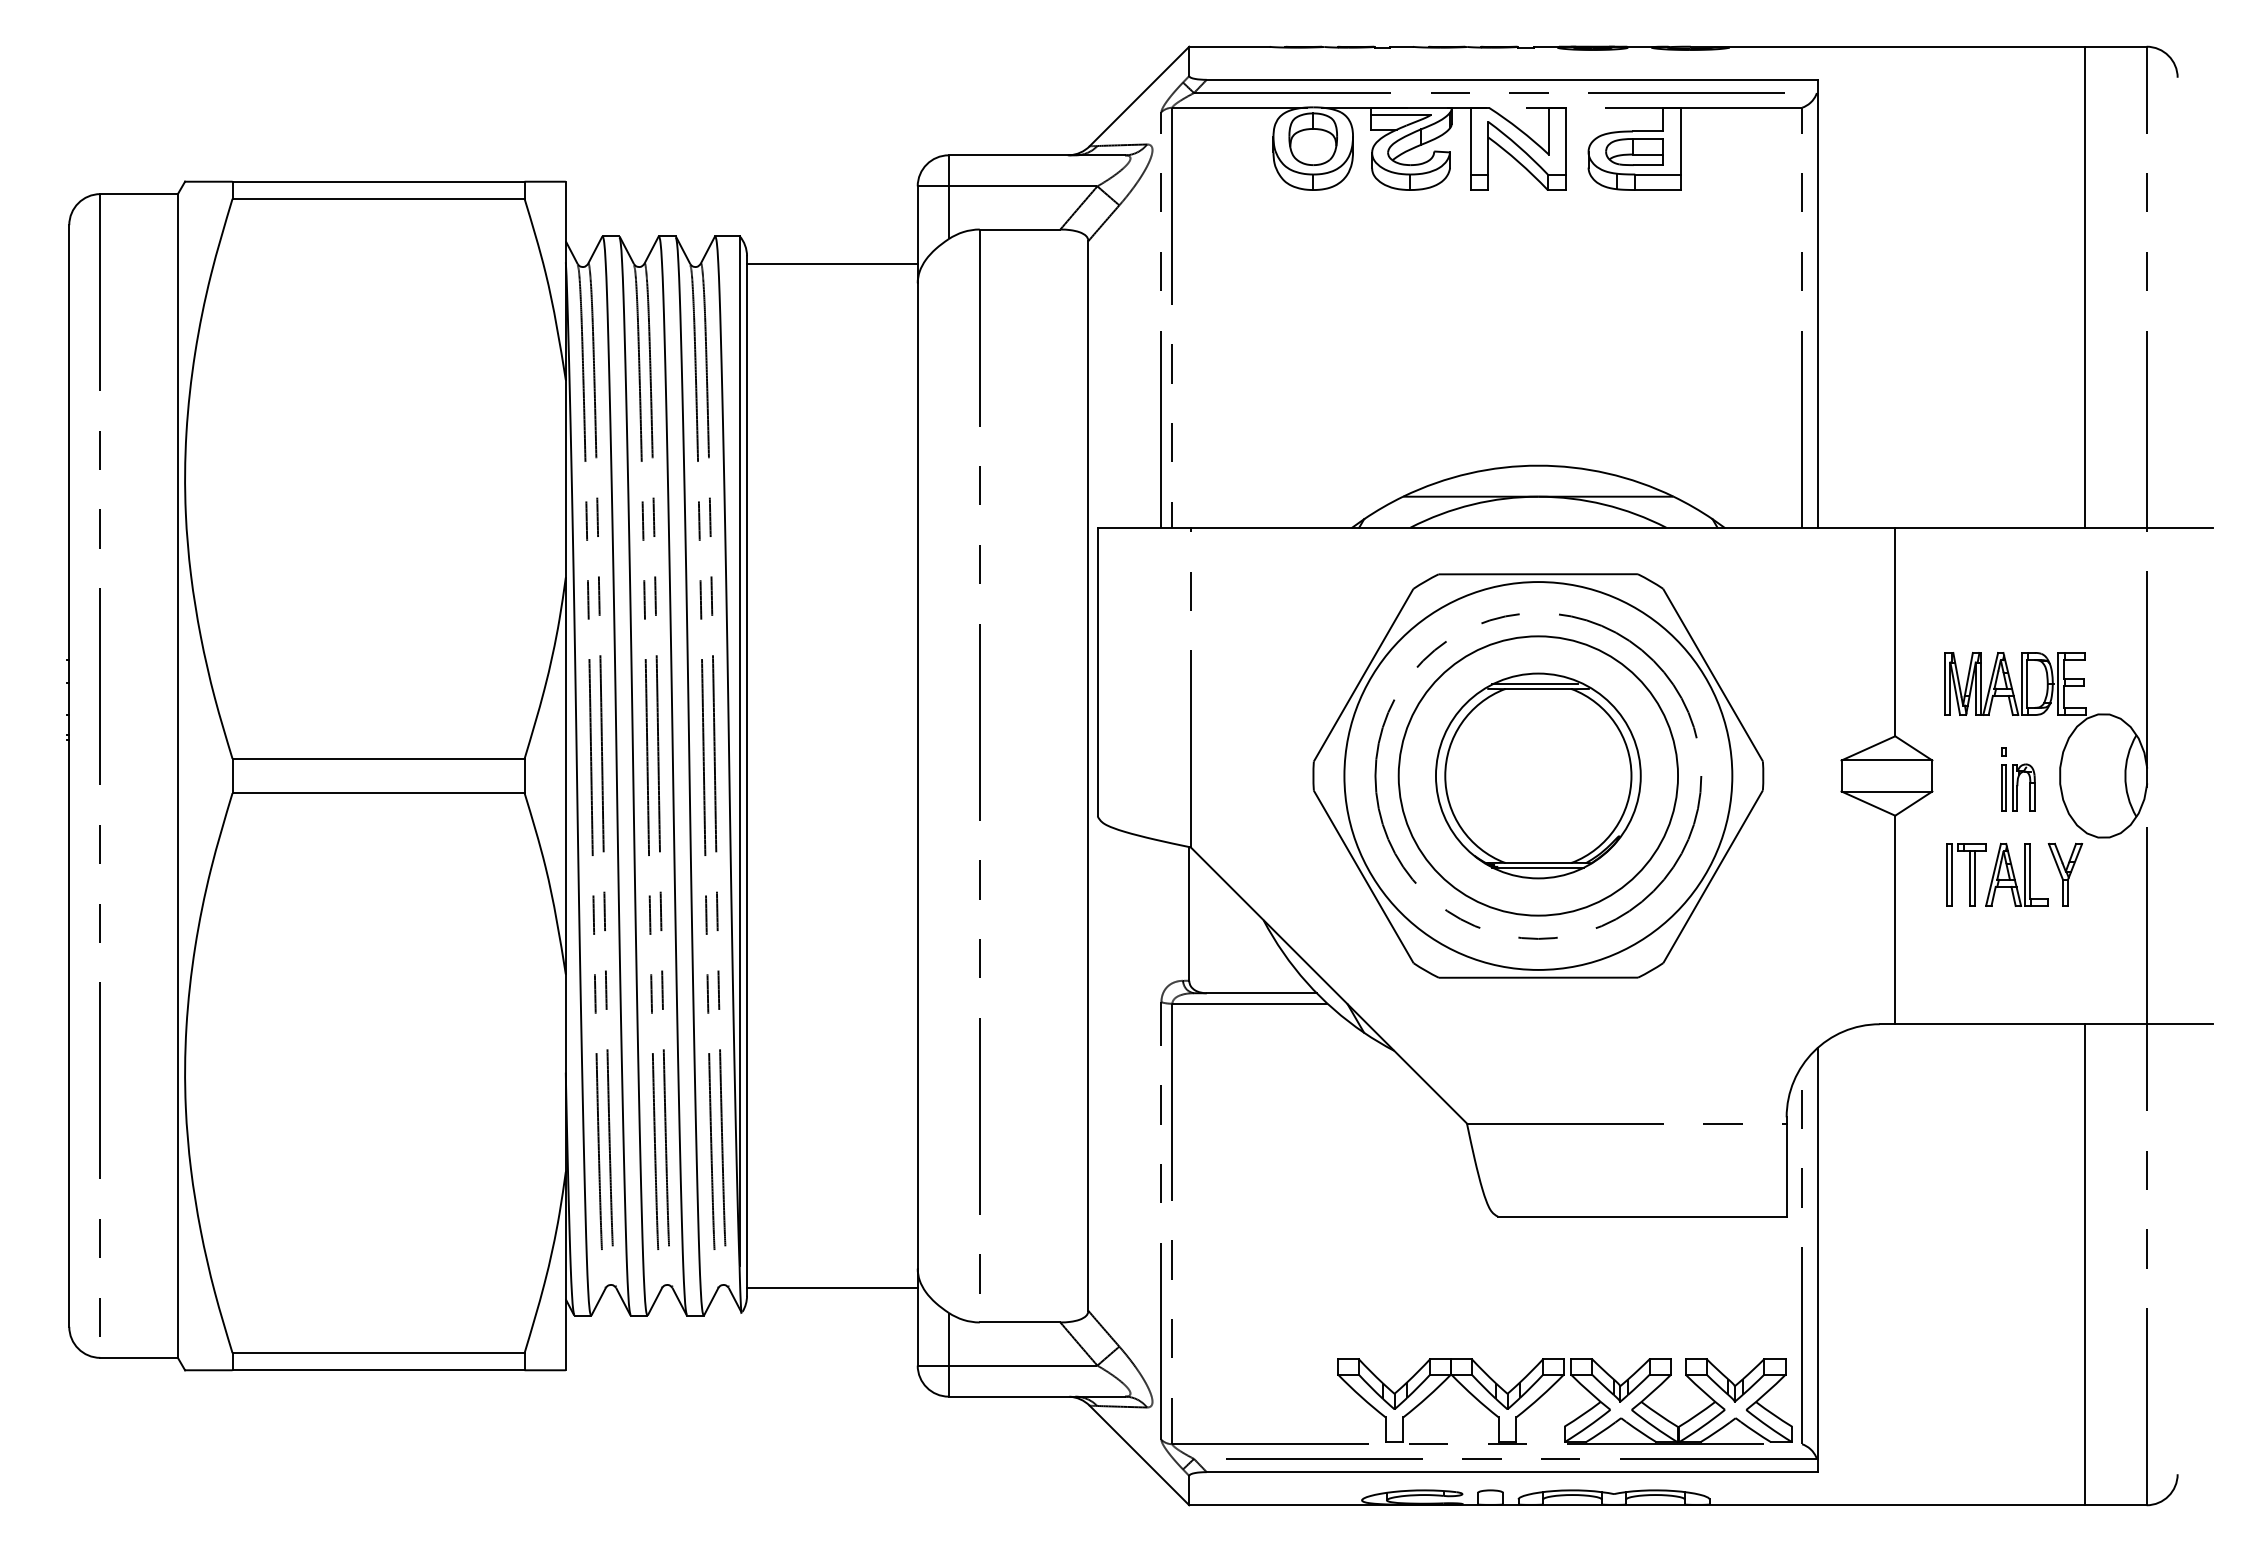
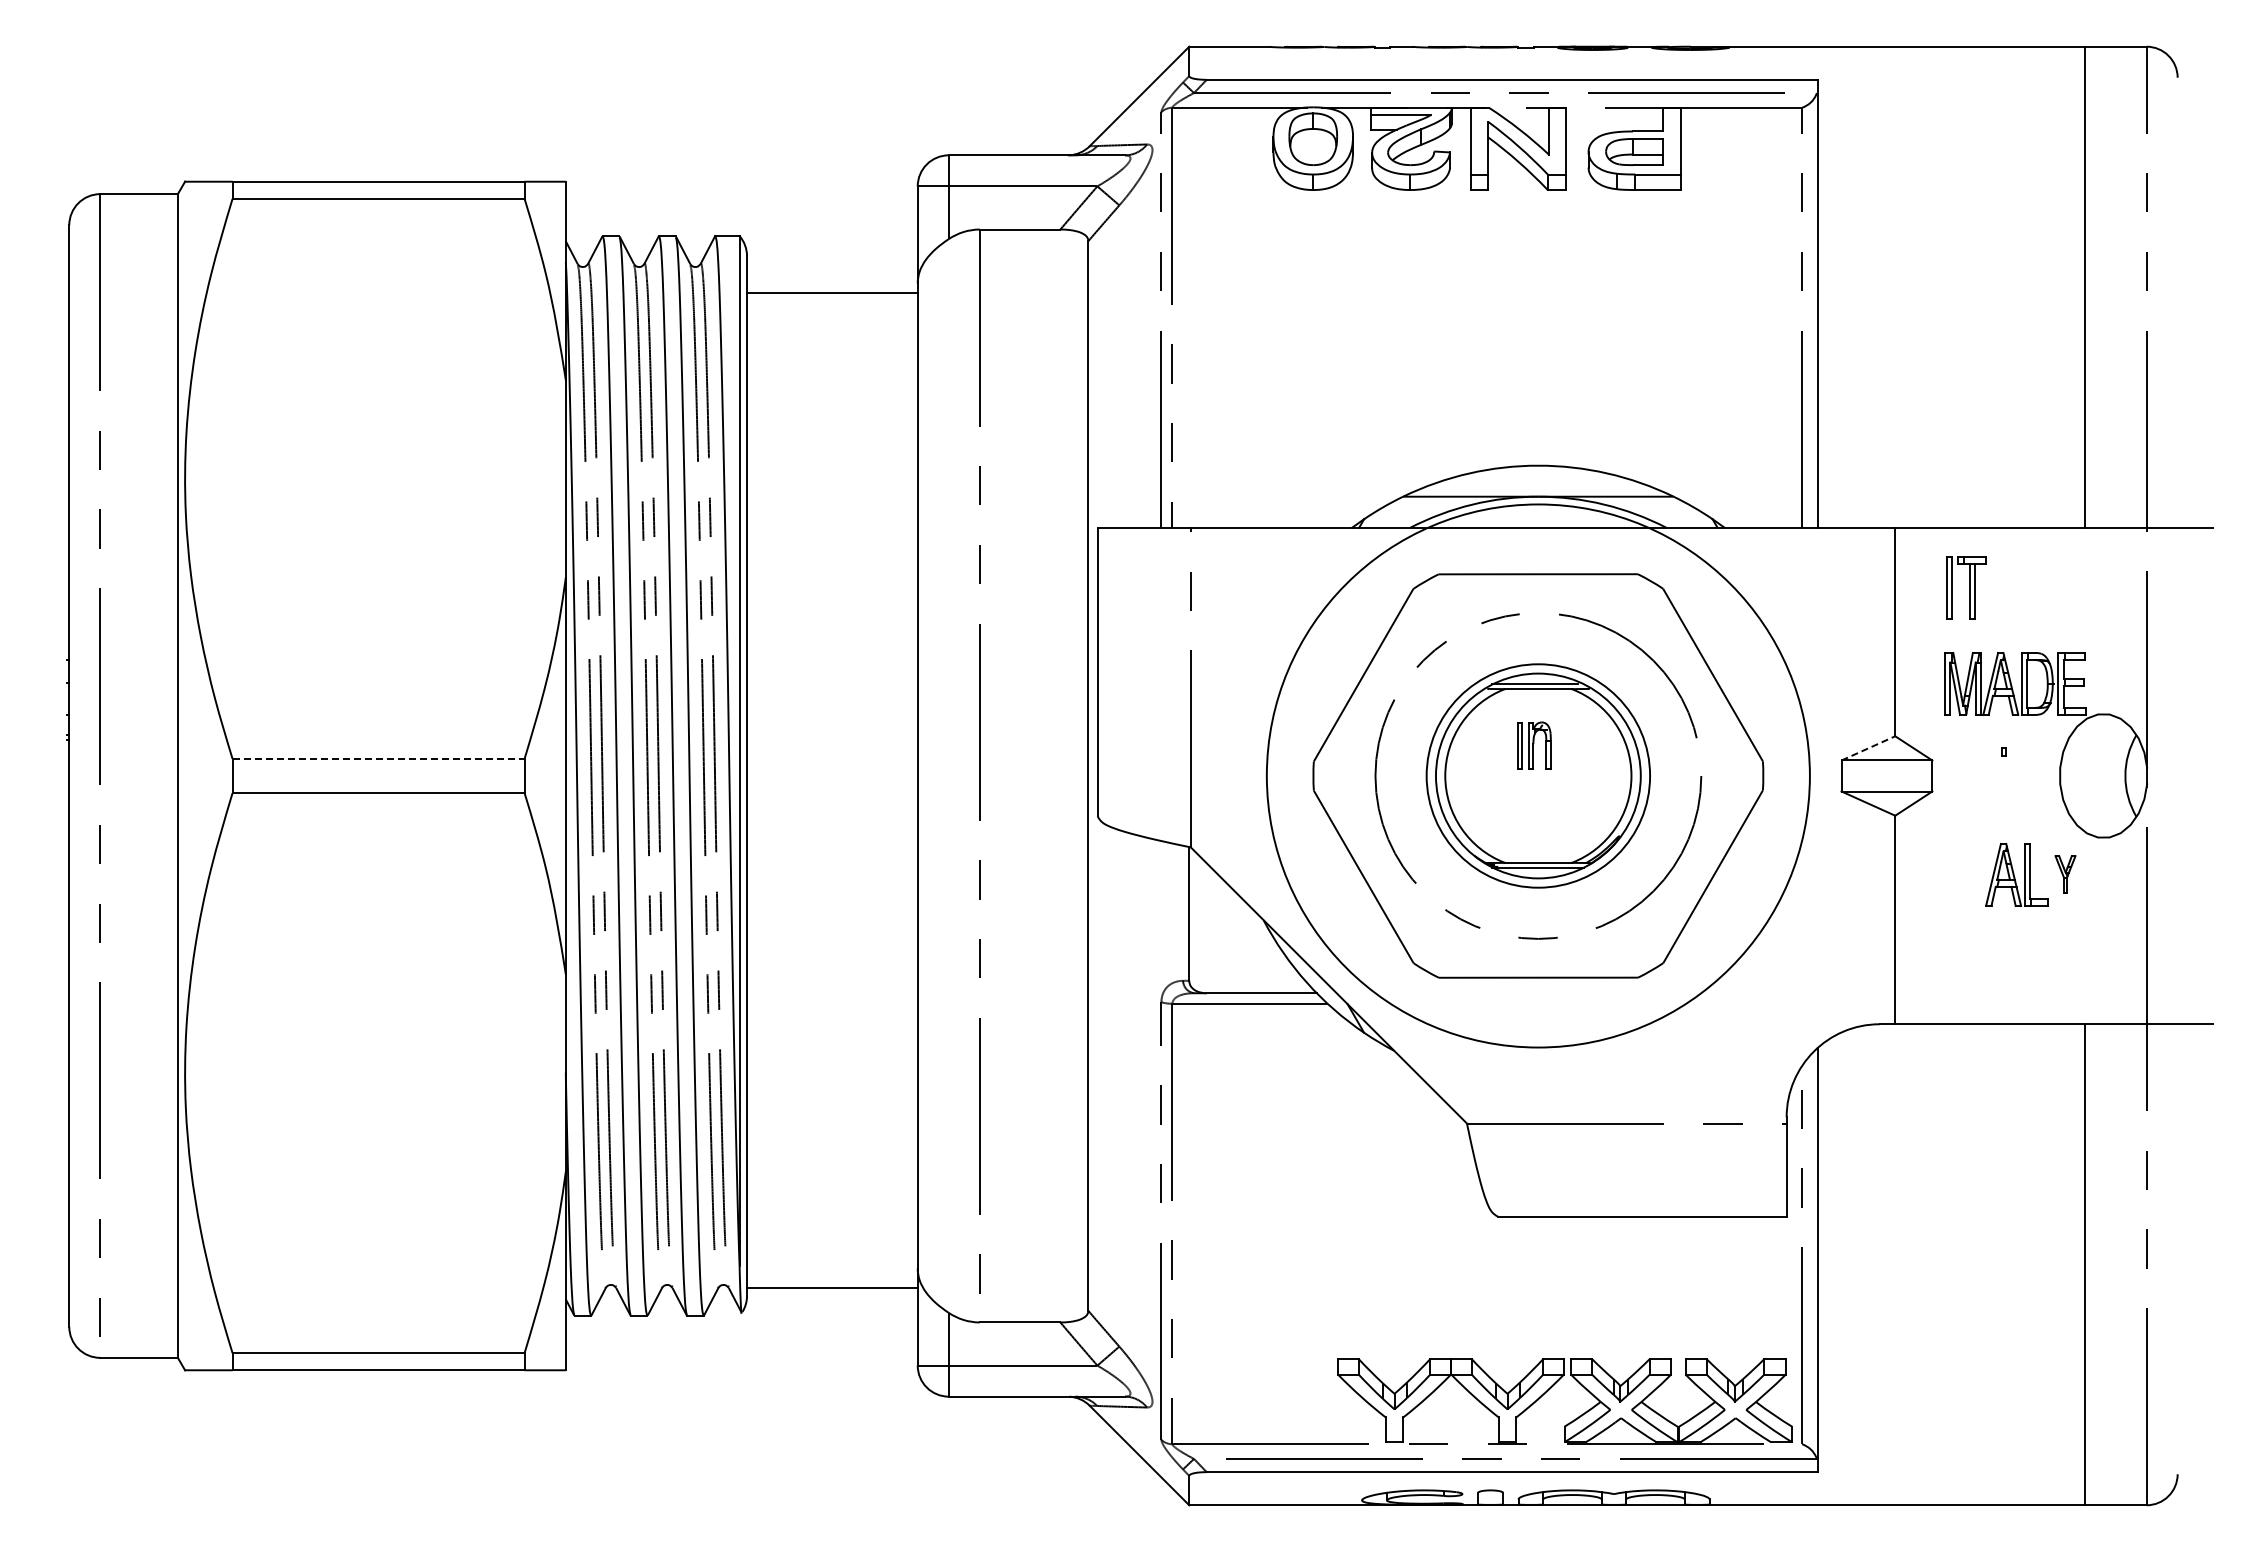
line position: (832, 263) -> (832, 292) (832, 292)
line: solid -> dashed (1868, 748)
line: solid -> dashed (379, 758)
circle diameter: 279 px -> 223 px (1538, 775)
circle diameter: 388 px -> 543 px (1537, 775)
part position: (2018, 787) -> (1534, 745) (1534, 745)
part position: (1966, 874) -> (1966, 587) (1966, 587)
part size: 37x65 px -> 23x39 px (2065, 874)
